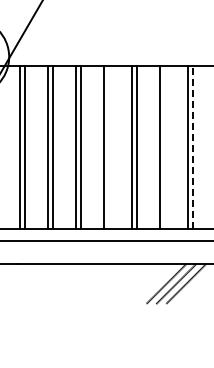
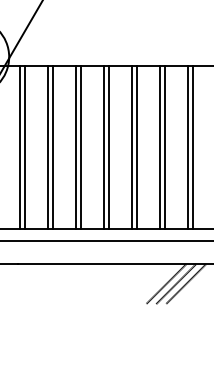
line: none -> present (108, 147)
line: none -> present (164, 147)
line: dashed -> solid (192, 147)
